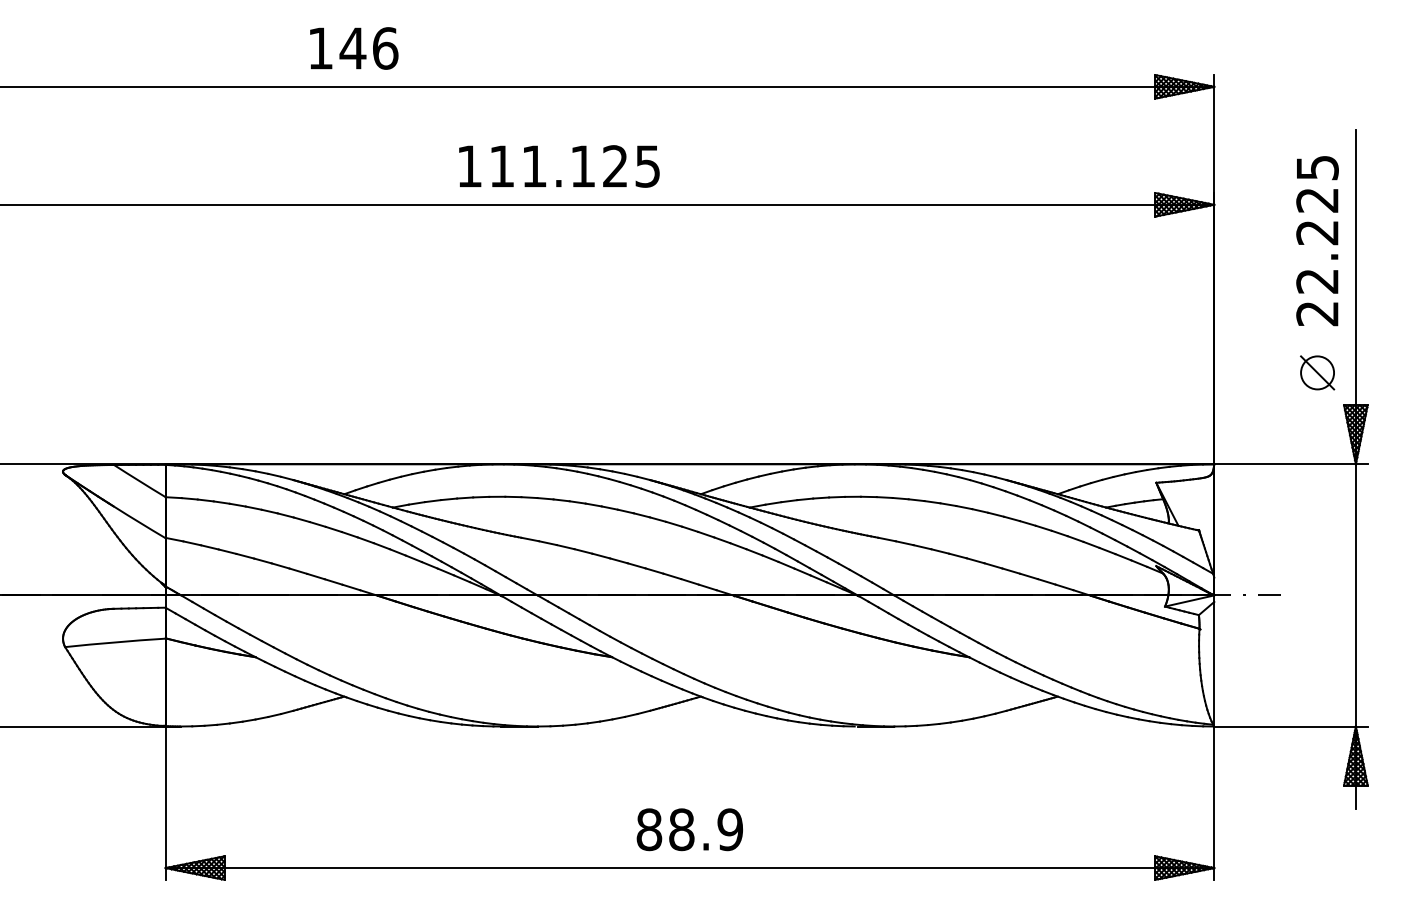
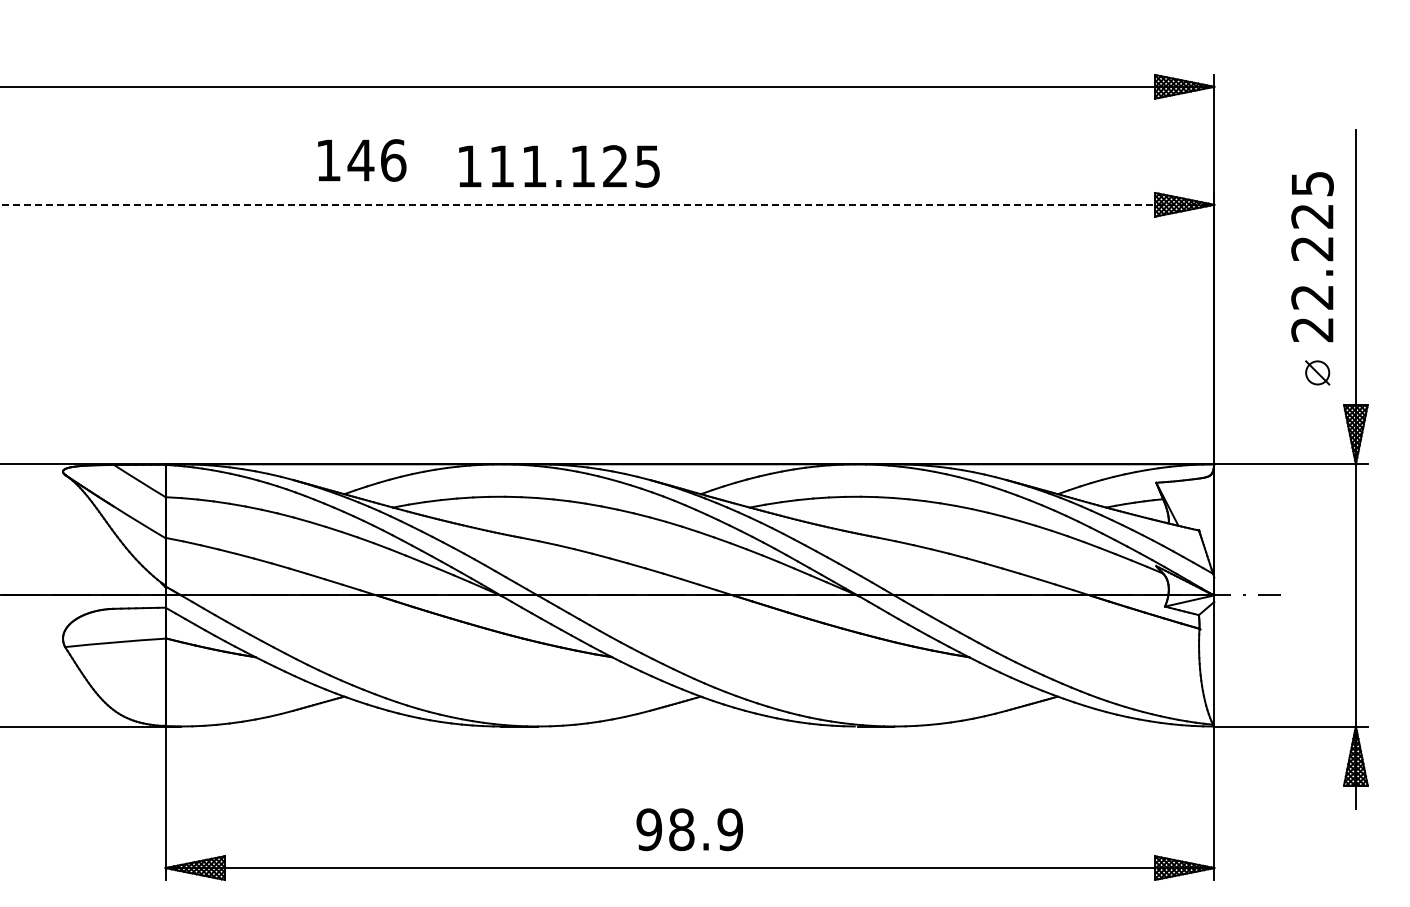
text position: (354, 48) -> (362, 160) (362, 160)
line: solid -> dashed (607, 204)
text position: (1317, 241) -> (1312, 257) (1312, 257)
part size: 36x36 px -> 26x26 px (1317, 372)
text: 88.9 -> 98.9 (649, 829)
